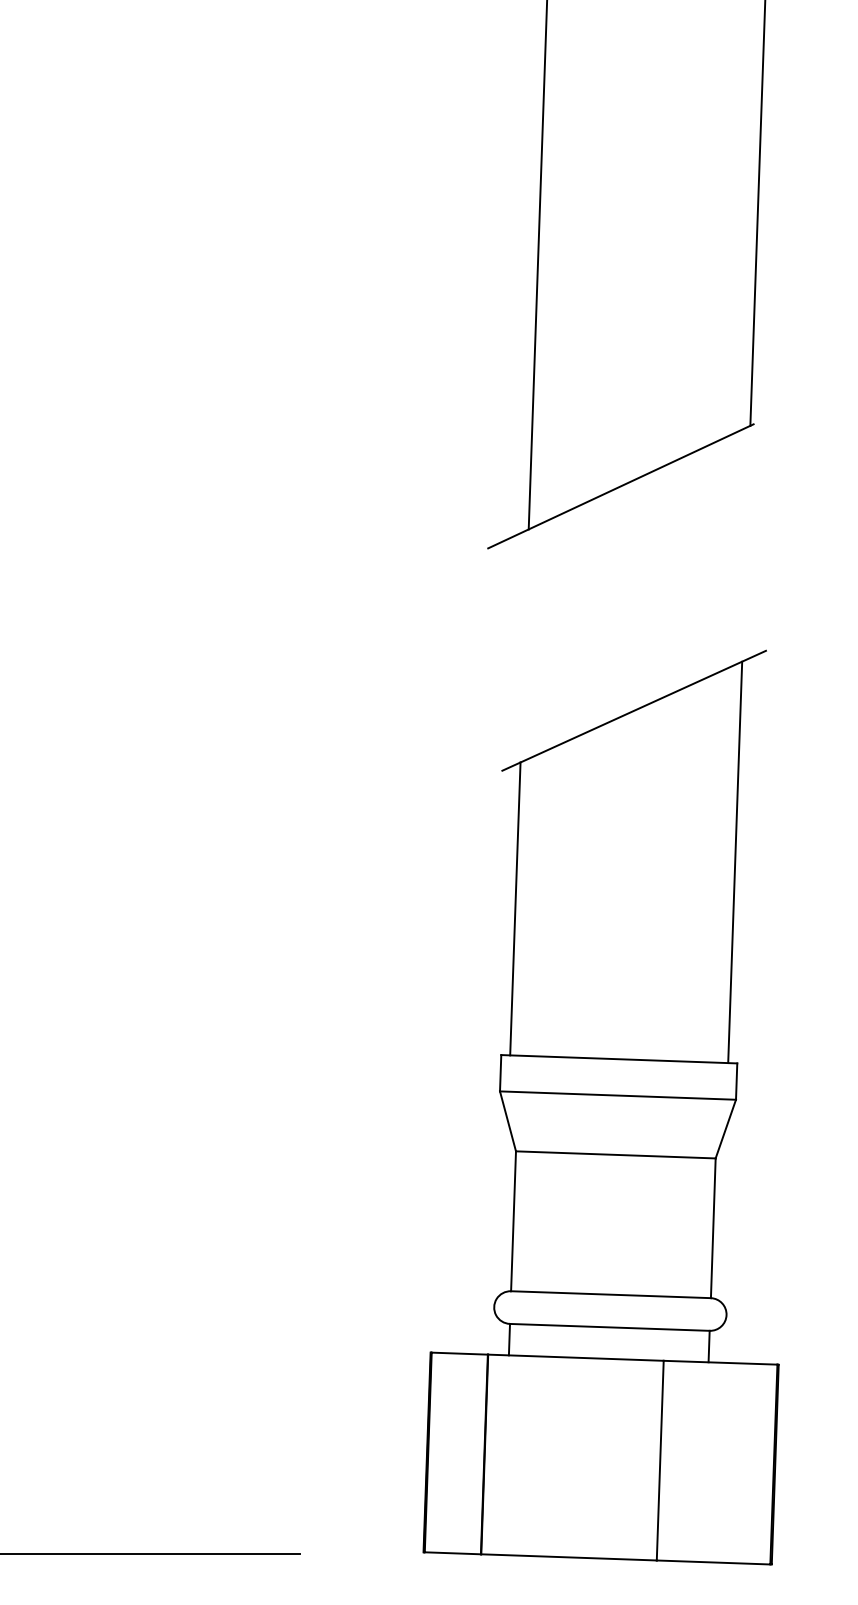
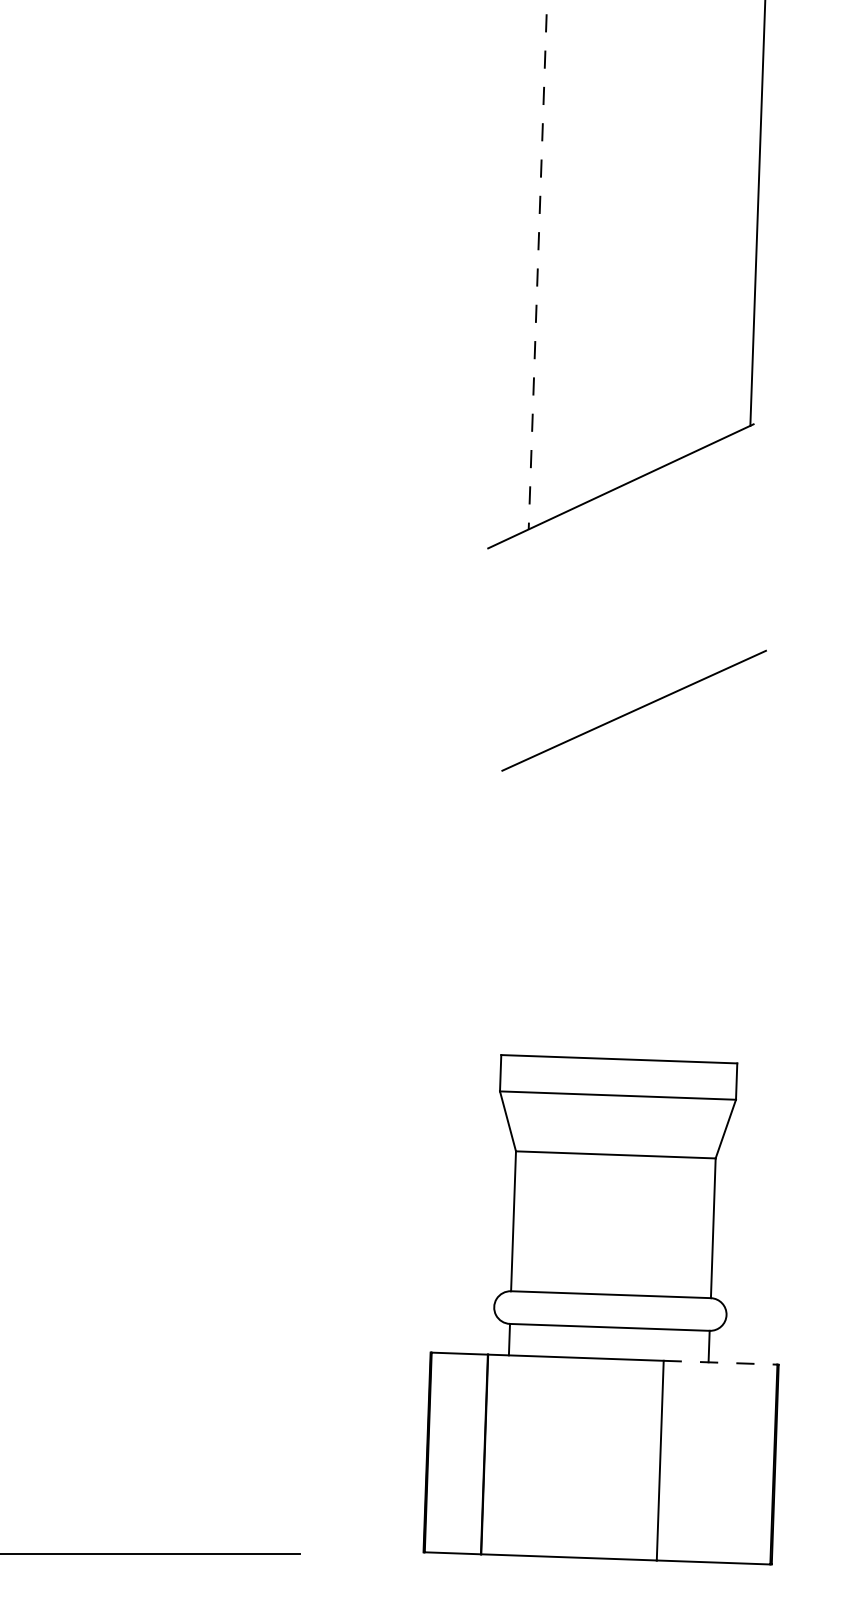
line: solid -> dashed (537, 264)
line: present -> none (735, 862)
line: present -> none (515, 908)
line: solid -> dashed (720, 1362)
